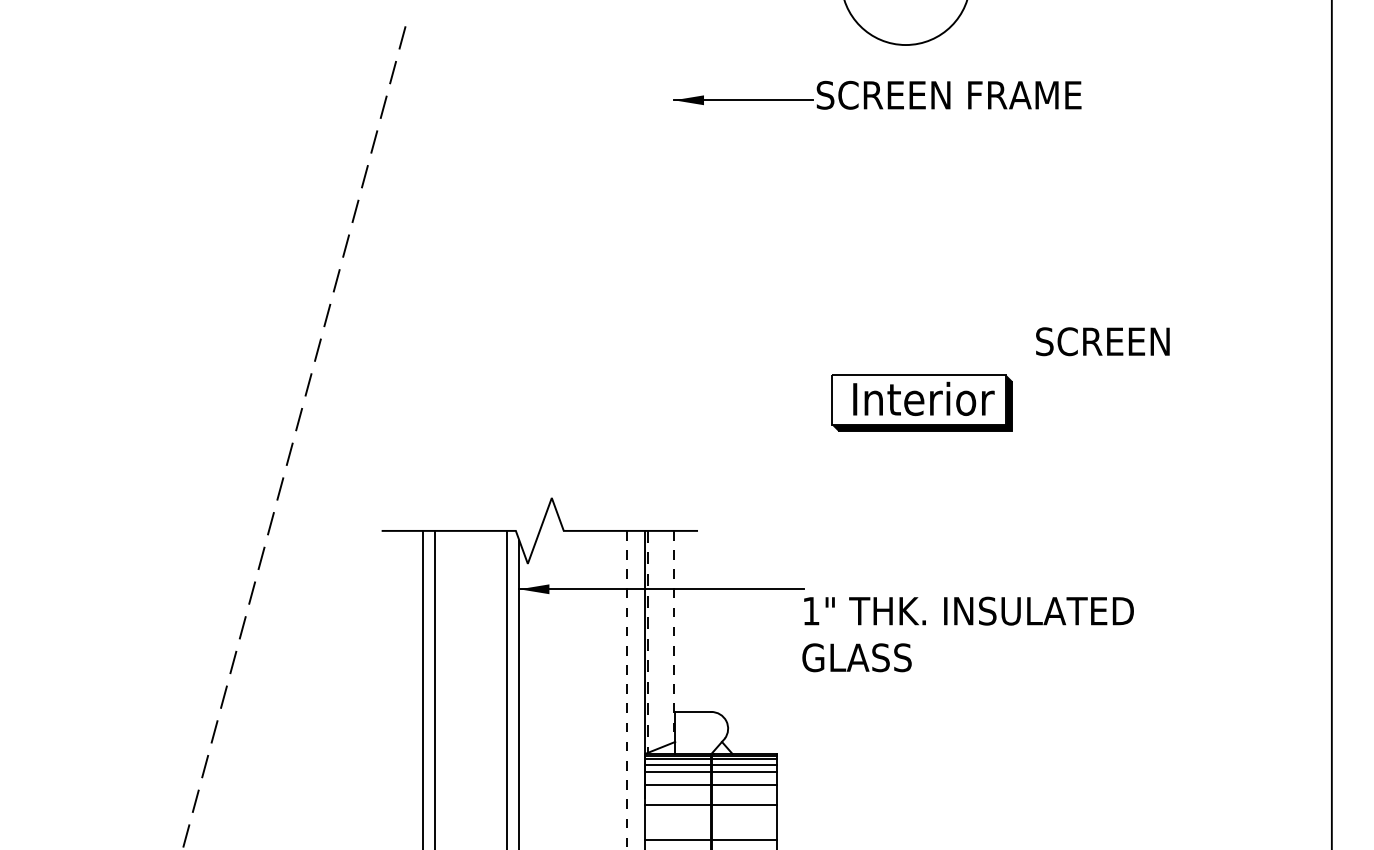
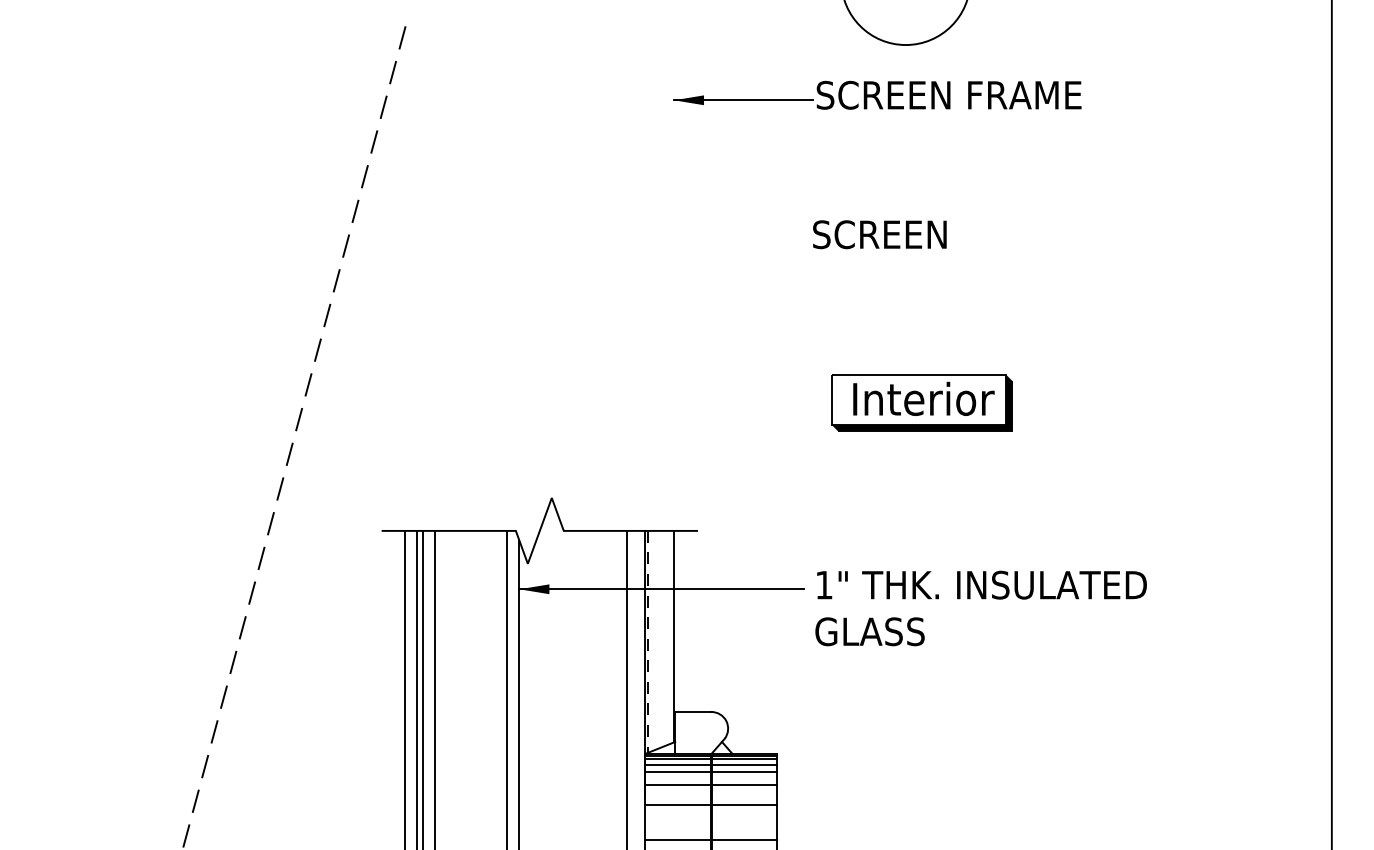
text position: (1102, 341) -> (879, 234) (879, 234)
text position: (967, 634) -> (980, 608) (980, 608)
line: dashed -> solid (674, 636)
line: none -> present (405, 688)
line: none -> present (417, 688)
line: dashed -> solid (627, 690)
